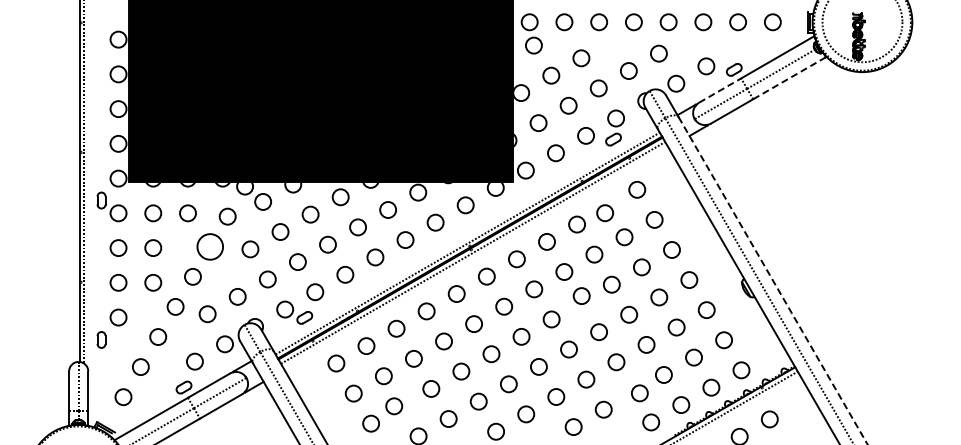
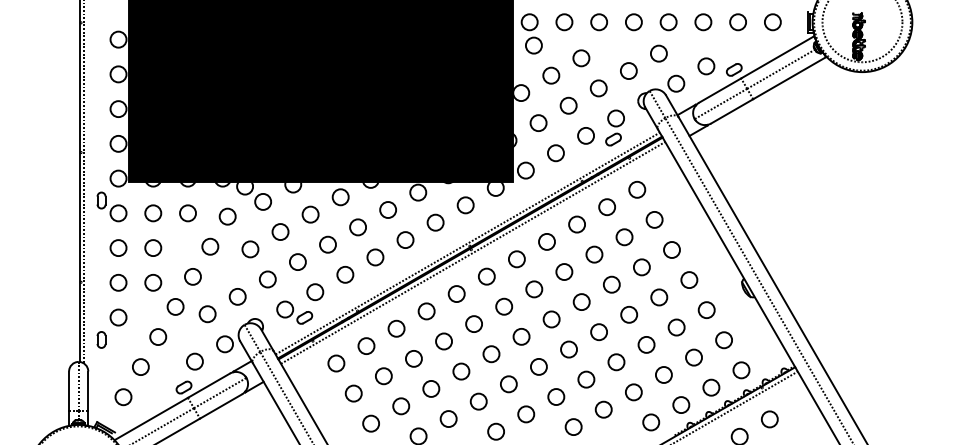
line: dashed -> solid (789, 78)
line: dashed -> solid (720, 90)
circle position: (604, 213) -> (606, 207) (606, 207)
circle size: 28x28 px -> 19x19 px (210, 246)
line: dashed -> solid (773, 281)
circle position: (581, 295) -> (581, 301) (581, 301)
circle position: (639, 393) -> (633, 392) (633, 392)
circle position: (394, 406) -> (401, 406) (401, 406)
